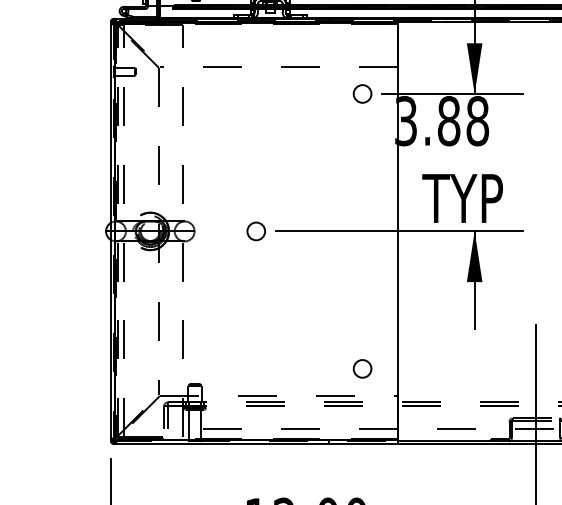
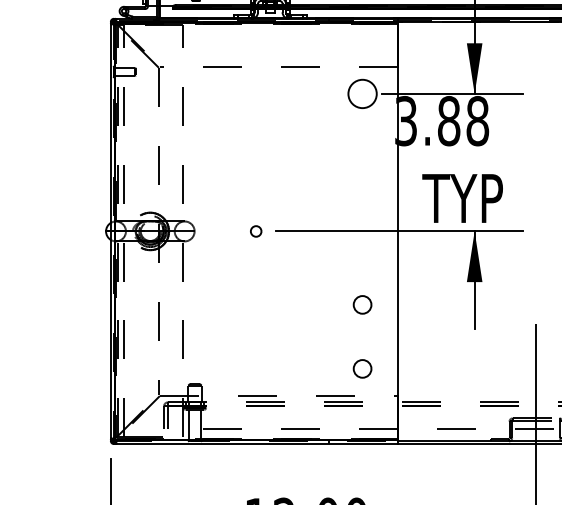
circle diameter: 18 px -> 28 px (362, 93)
circle size: 20x21 px -> 13x13 px (256, 231)
circle: none -> present (362, 304)
